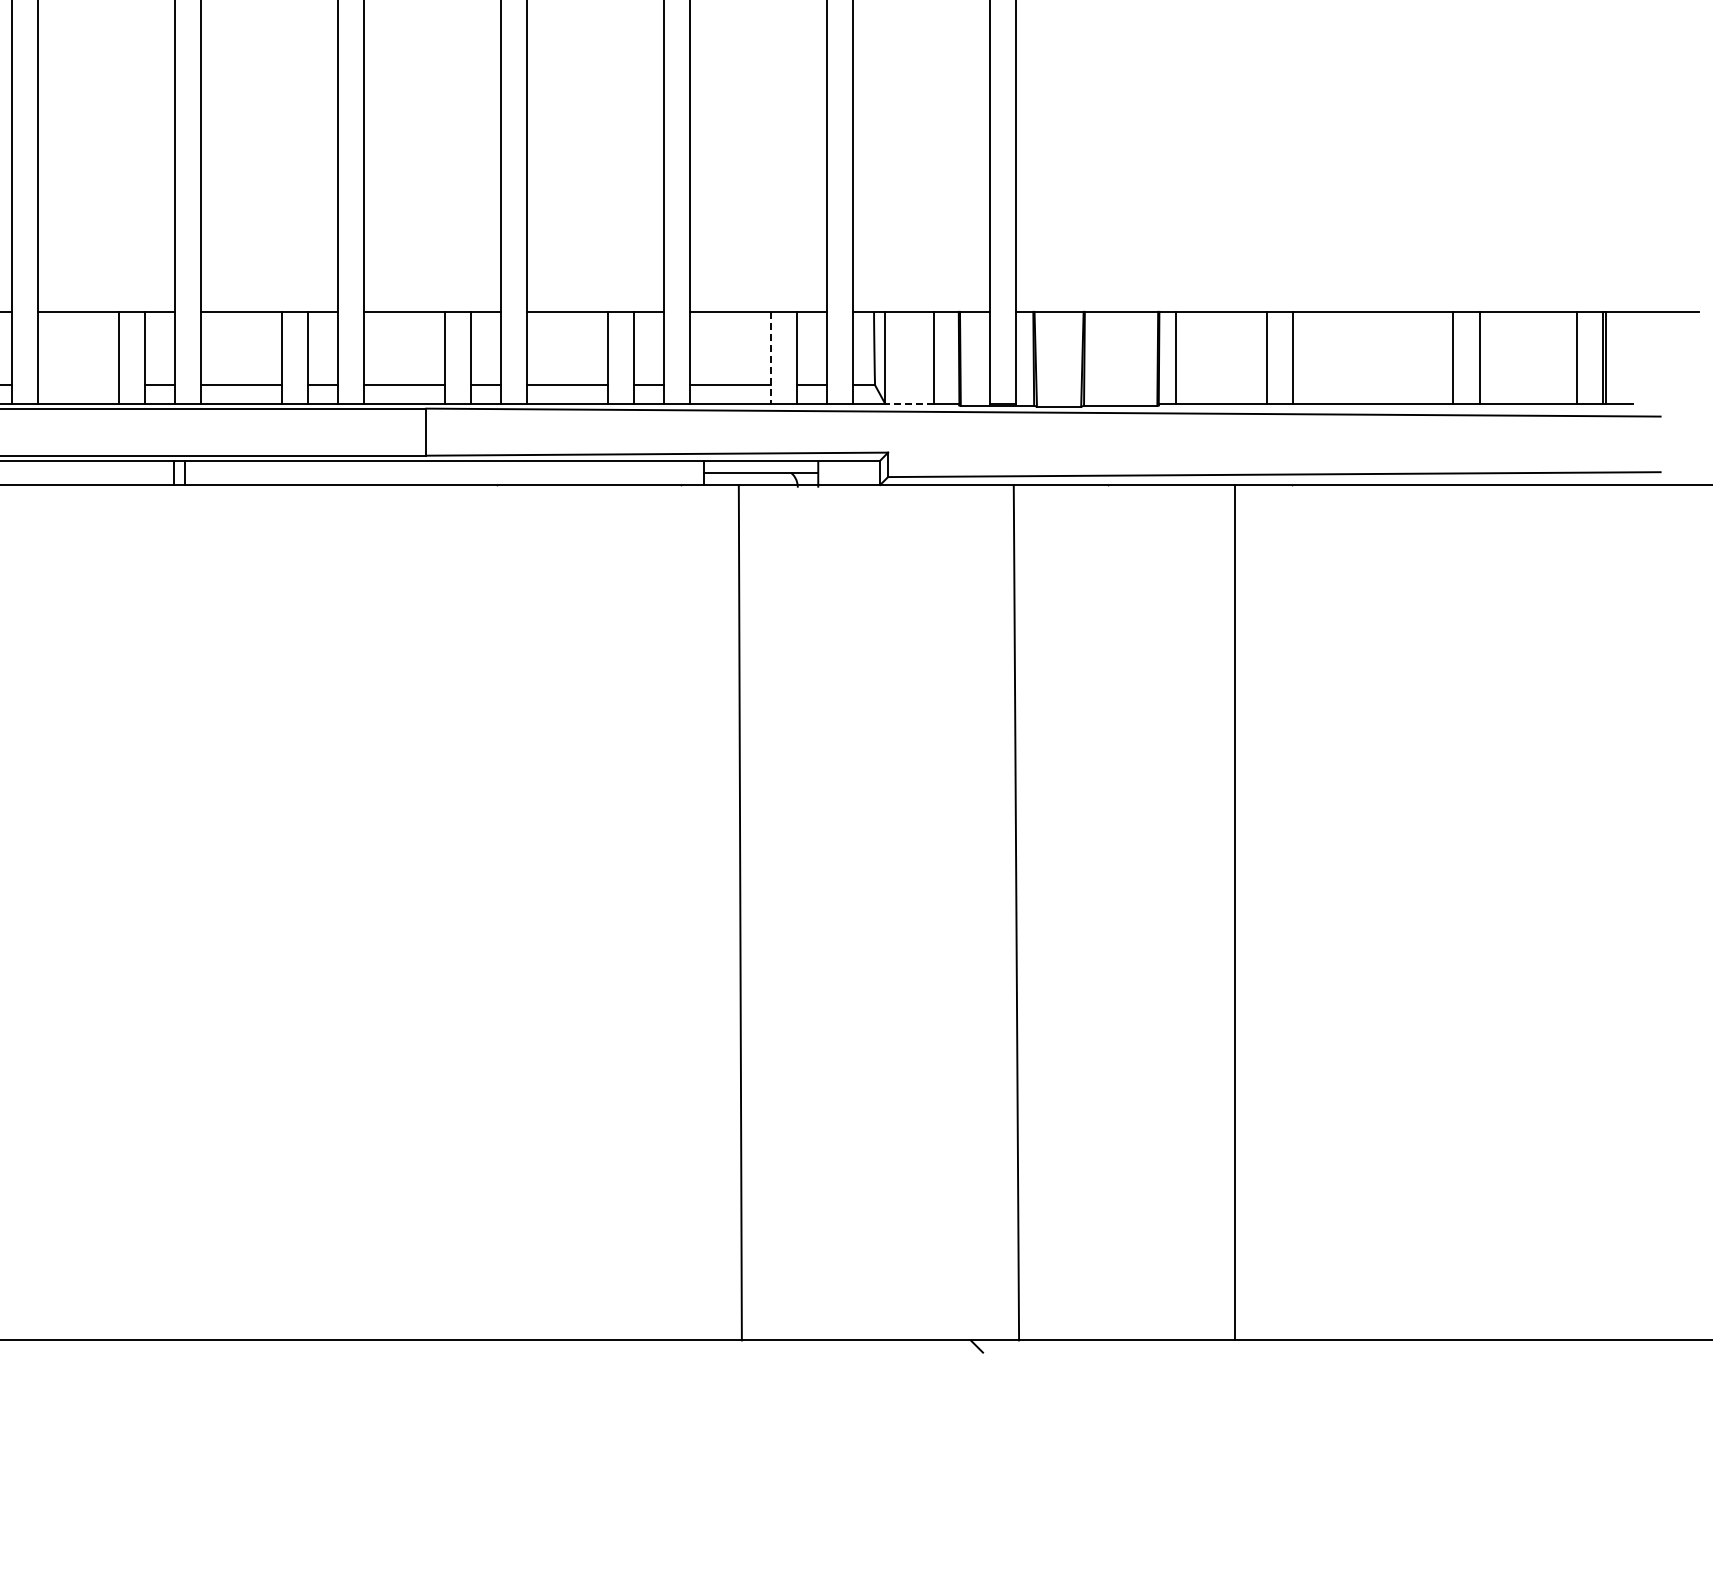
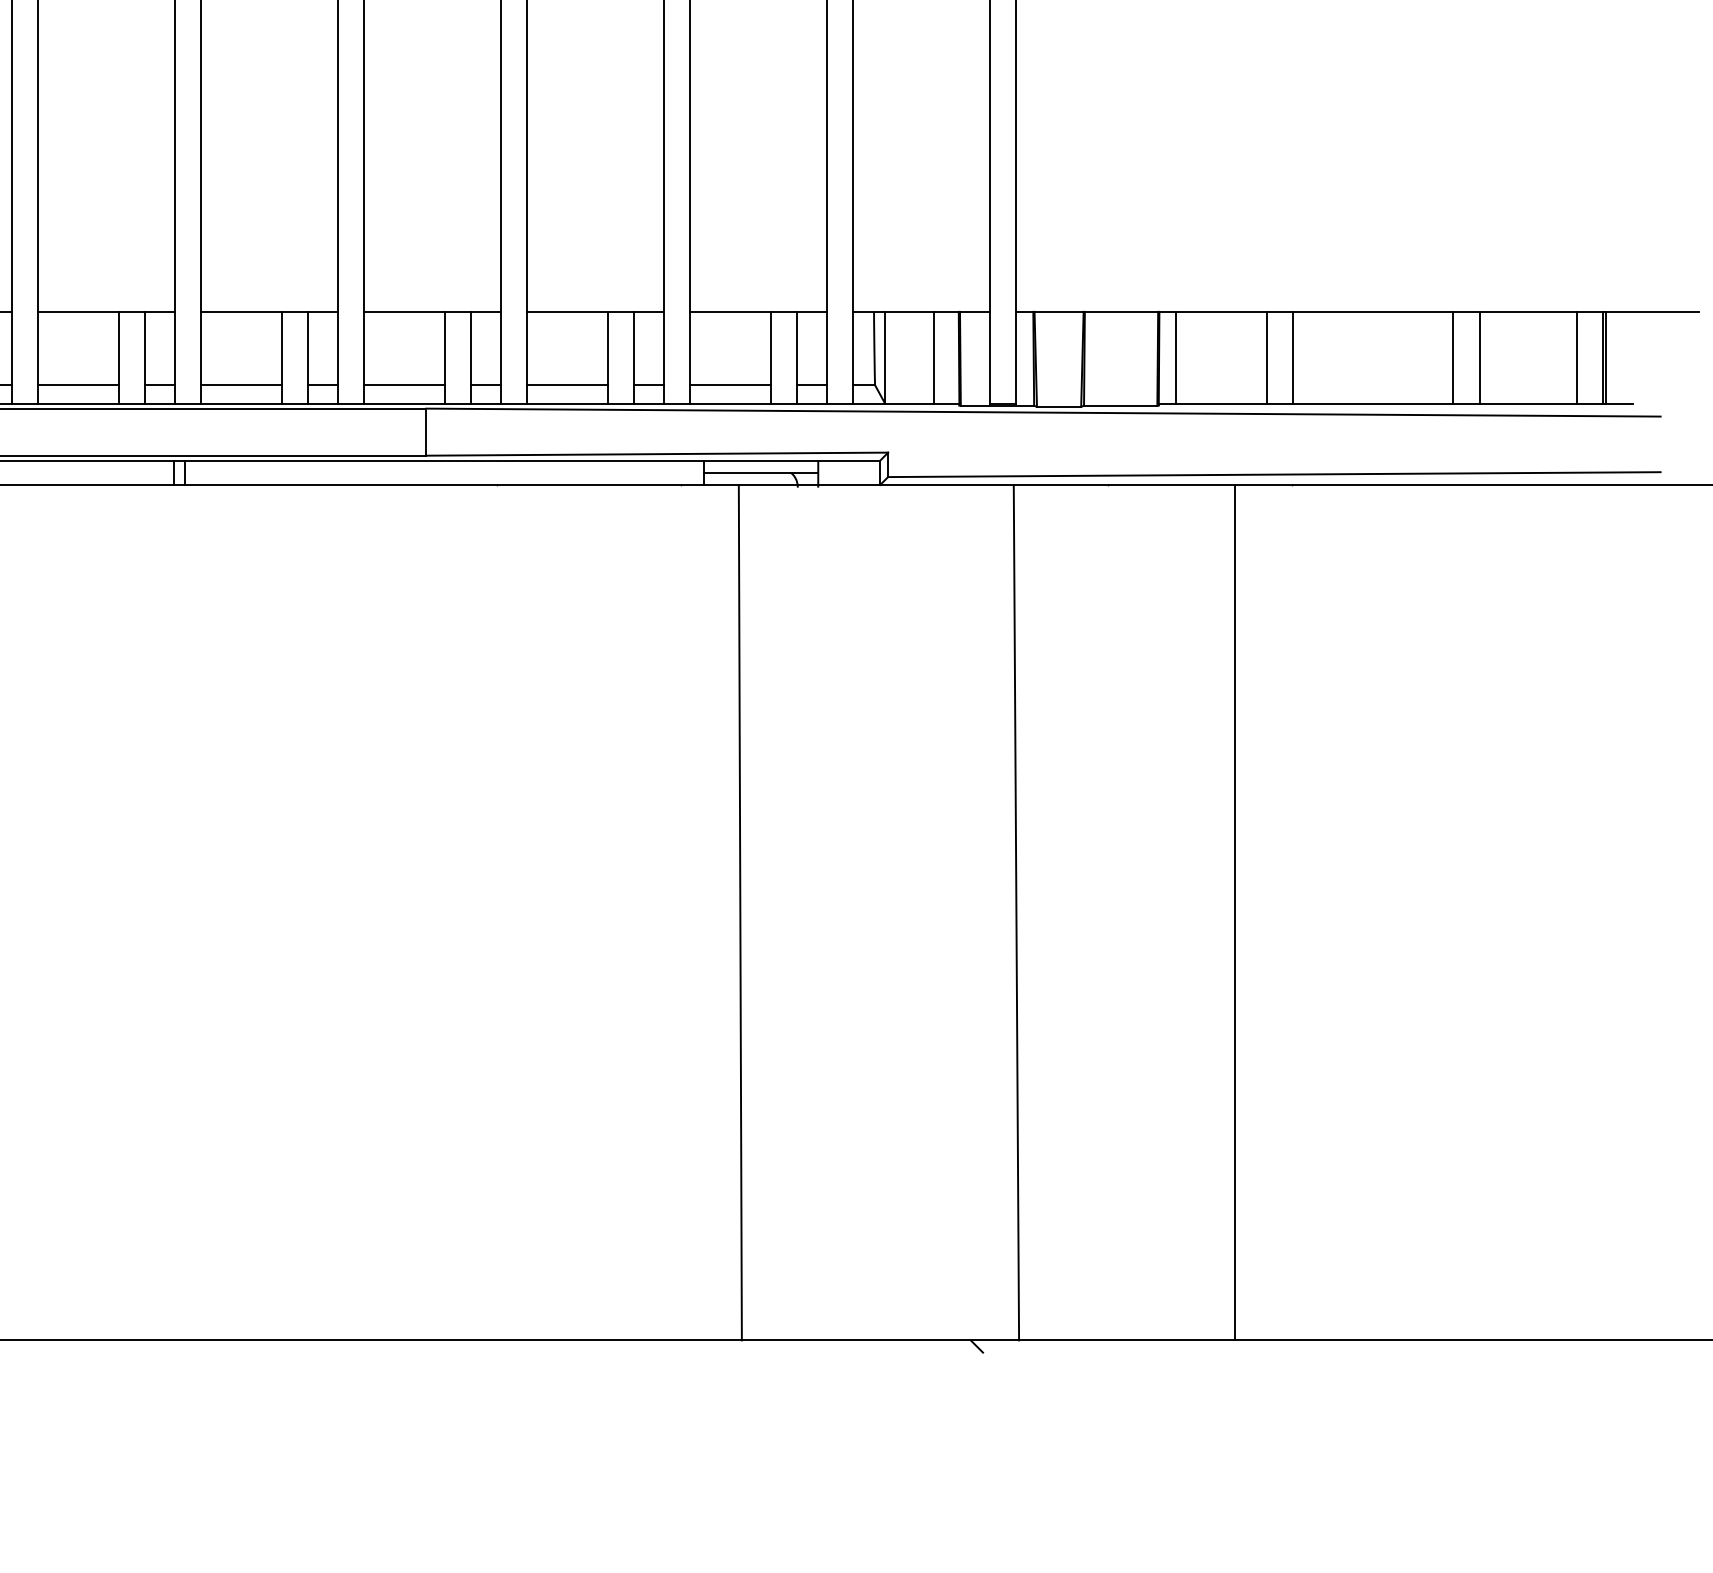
line: dashed -> solid (770, 357)
line: none -> present (78, 385)
line: dashed -> solid (908, 403)
